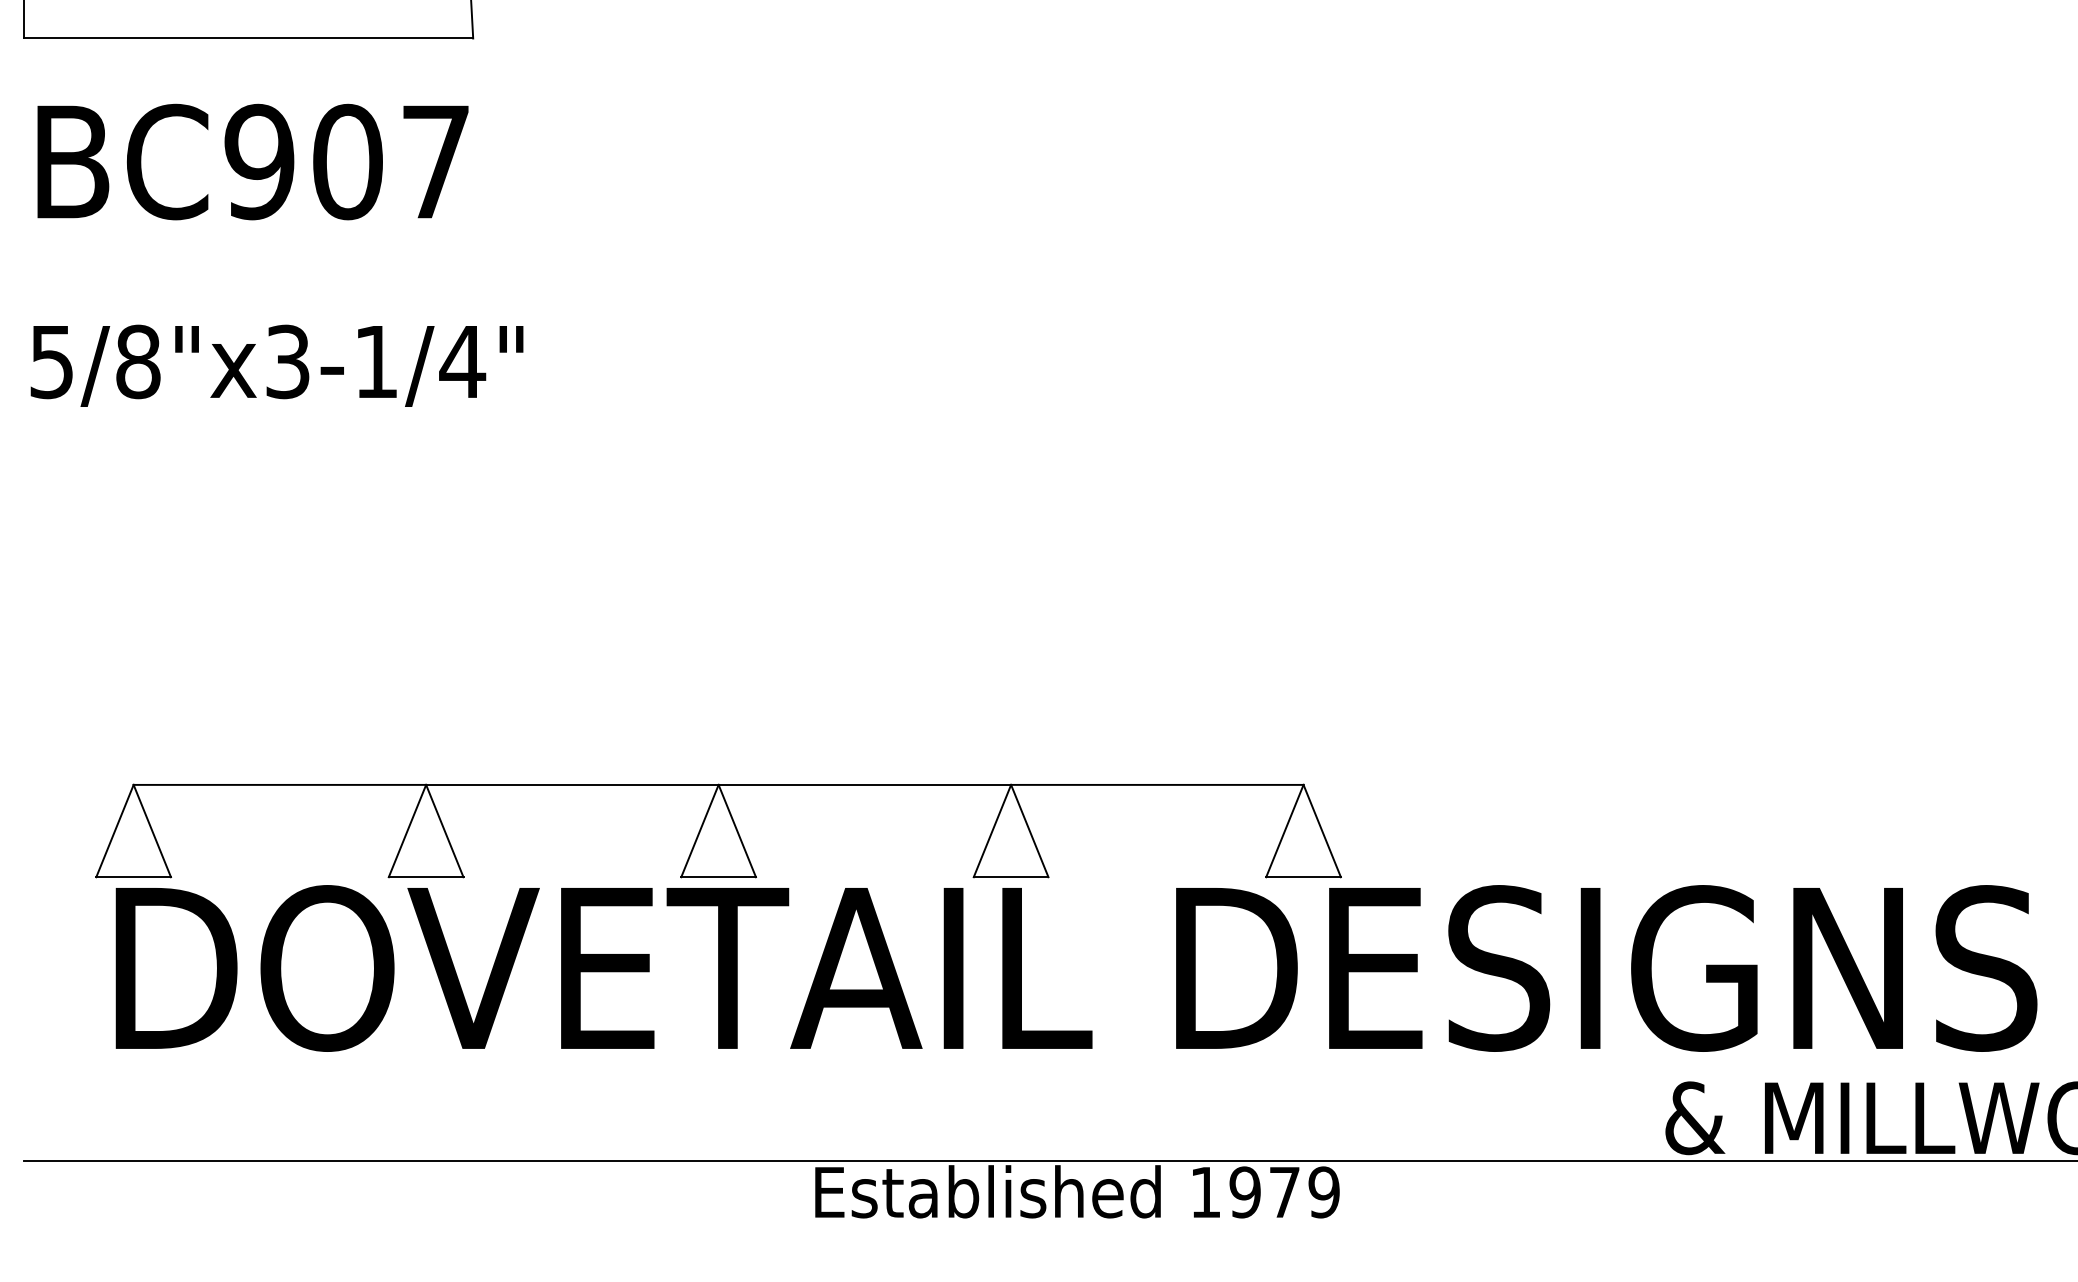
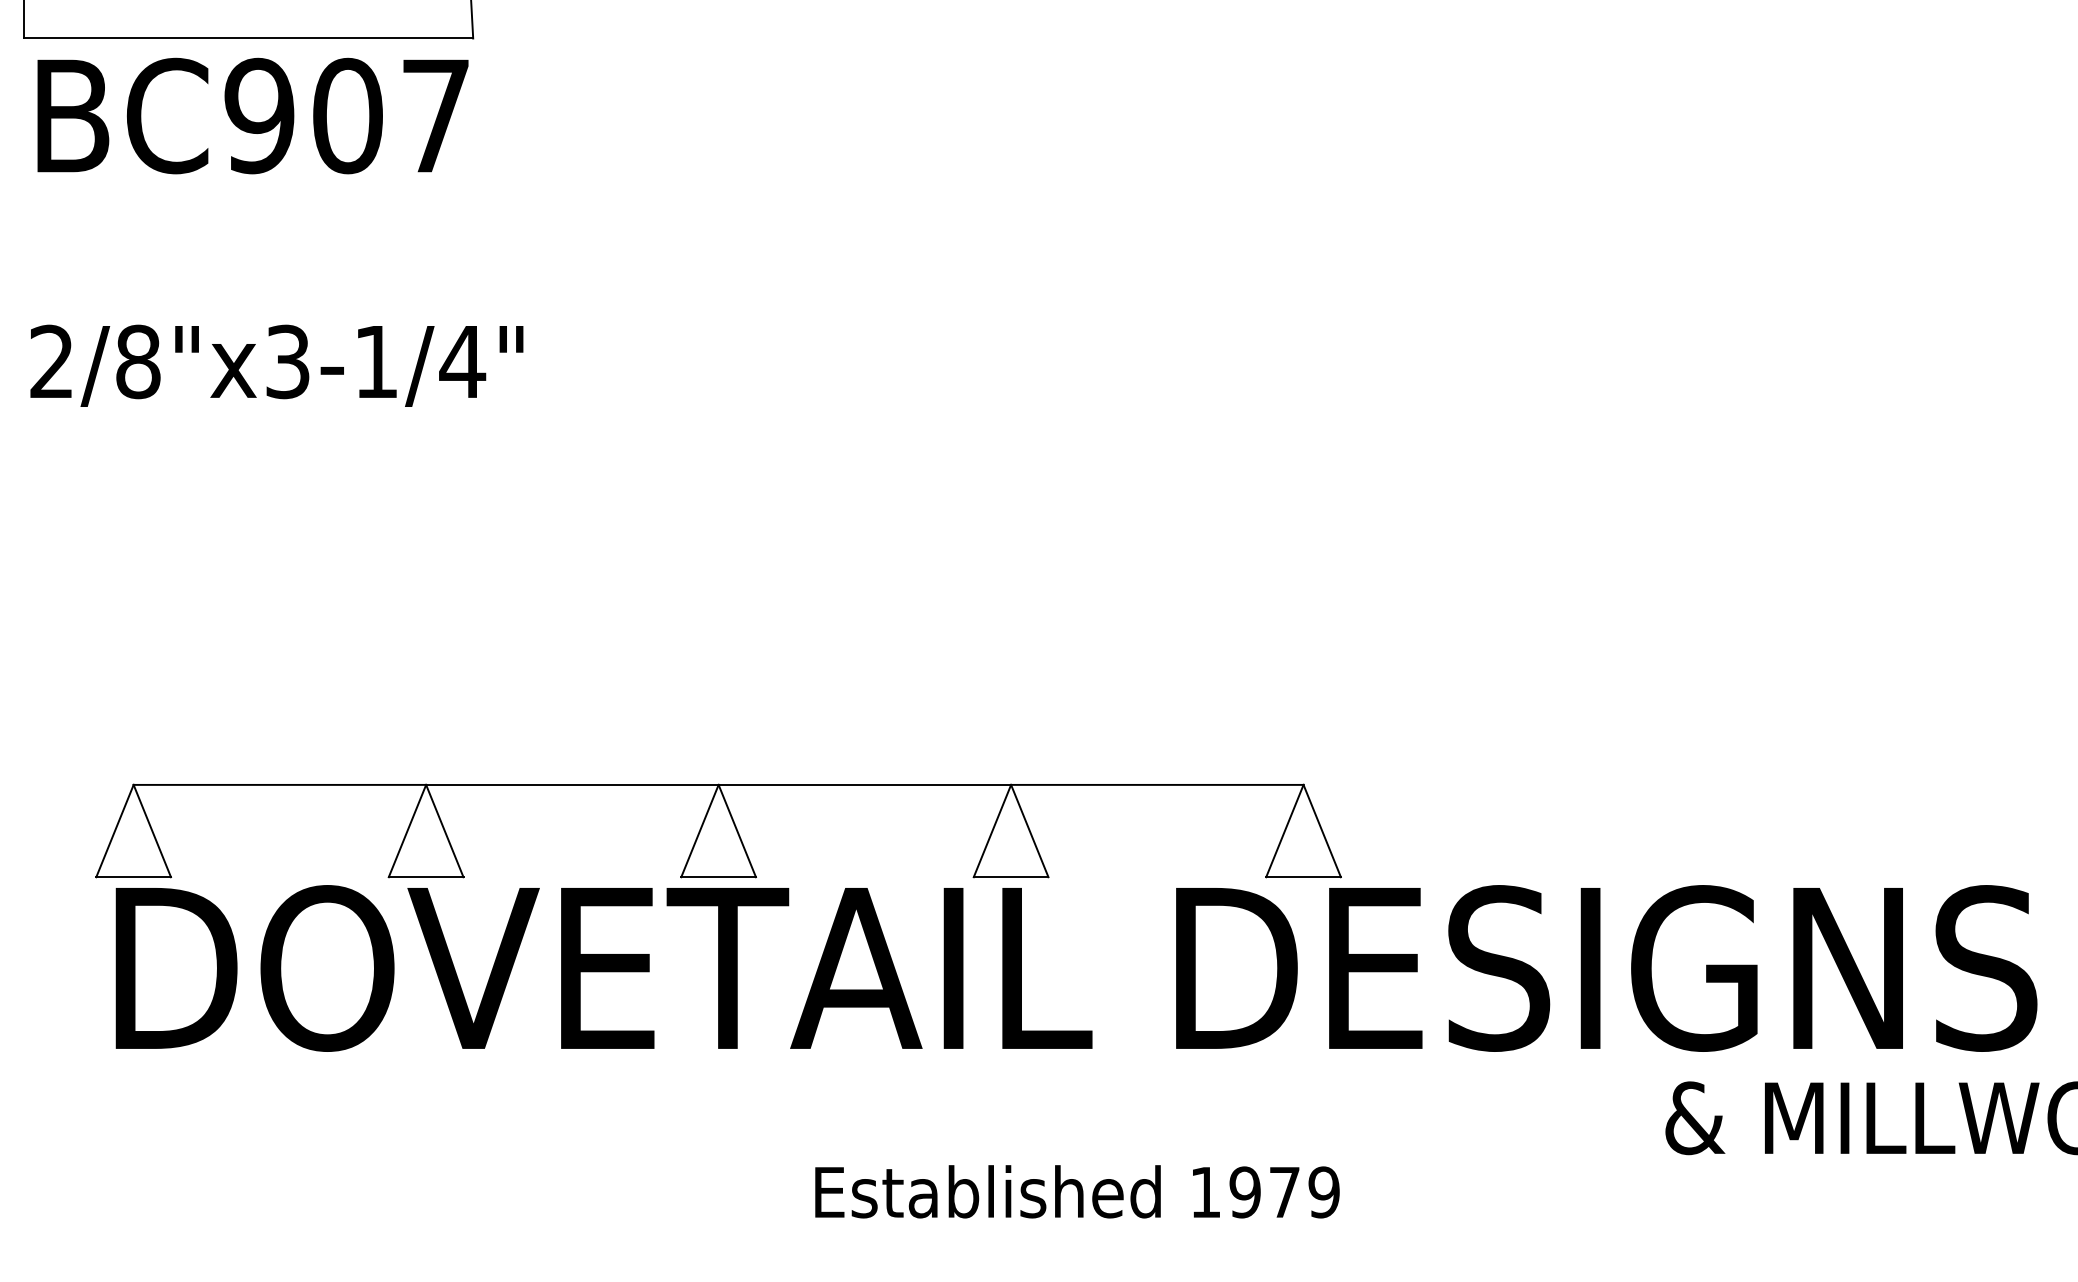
text position: (252, 161) -> (252, 115) (252, 115)
text: 5/8"x3-1/4" -> 2/8"x3-1/4" (51, 361)
line: present -> none (1048, 1161)
